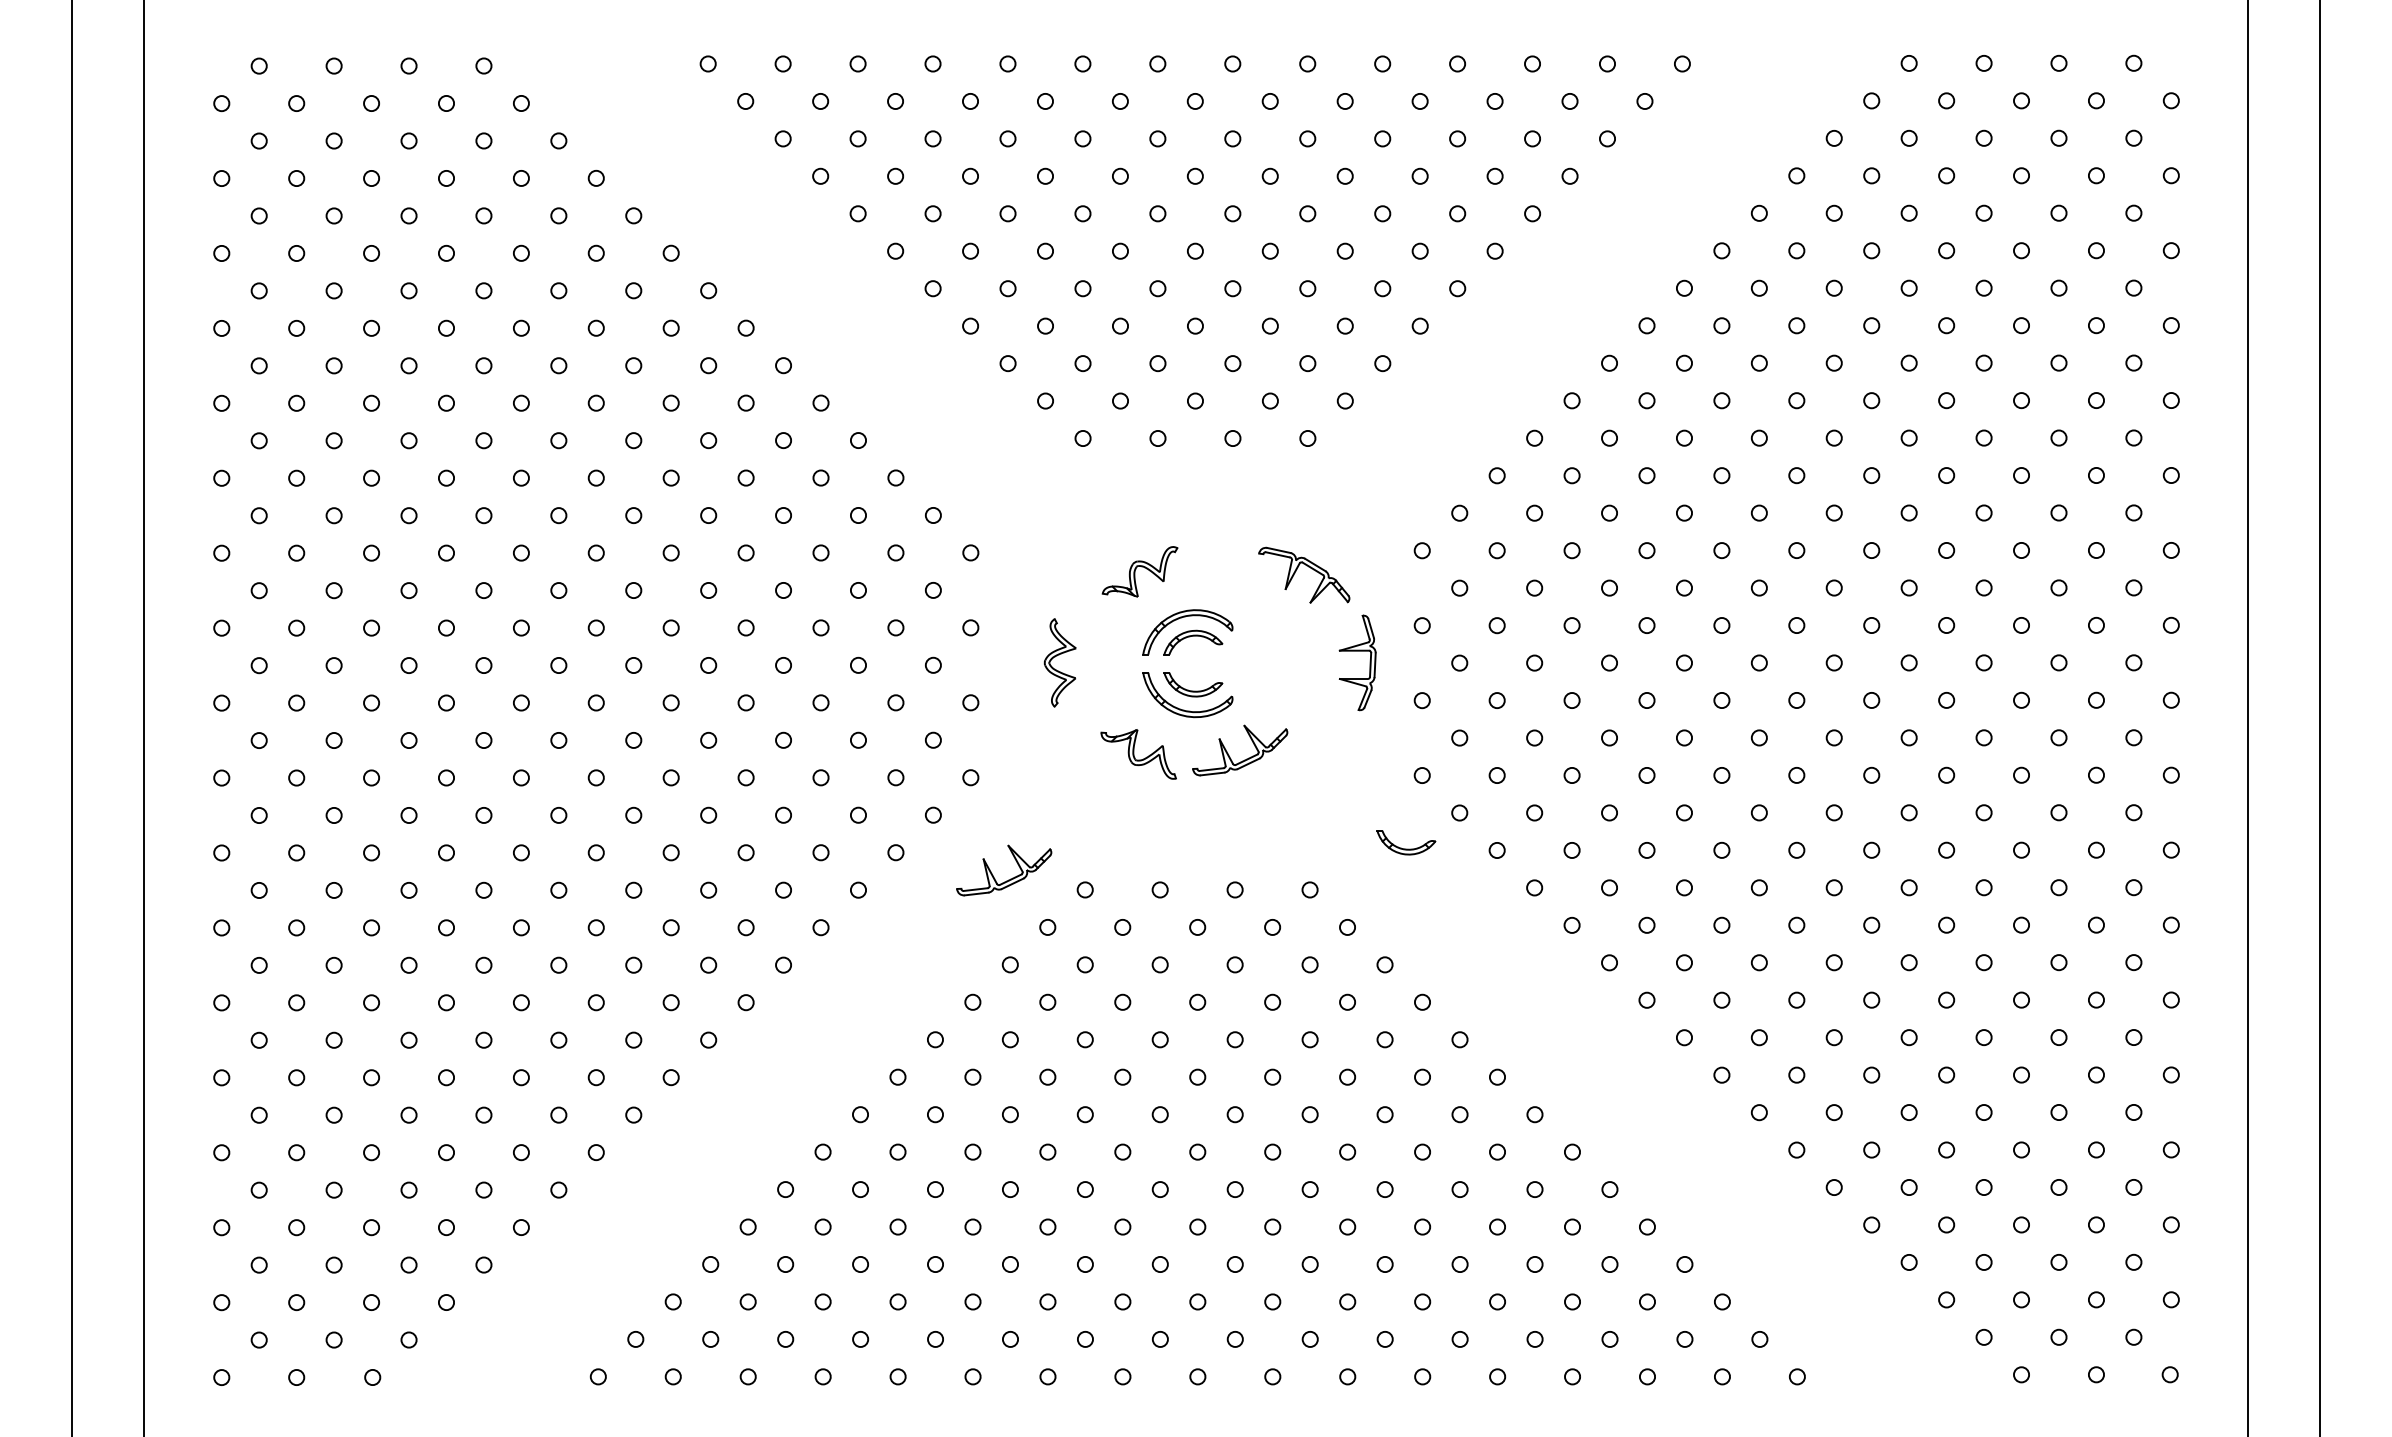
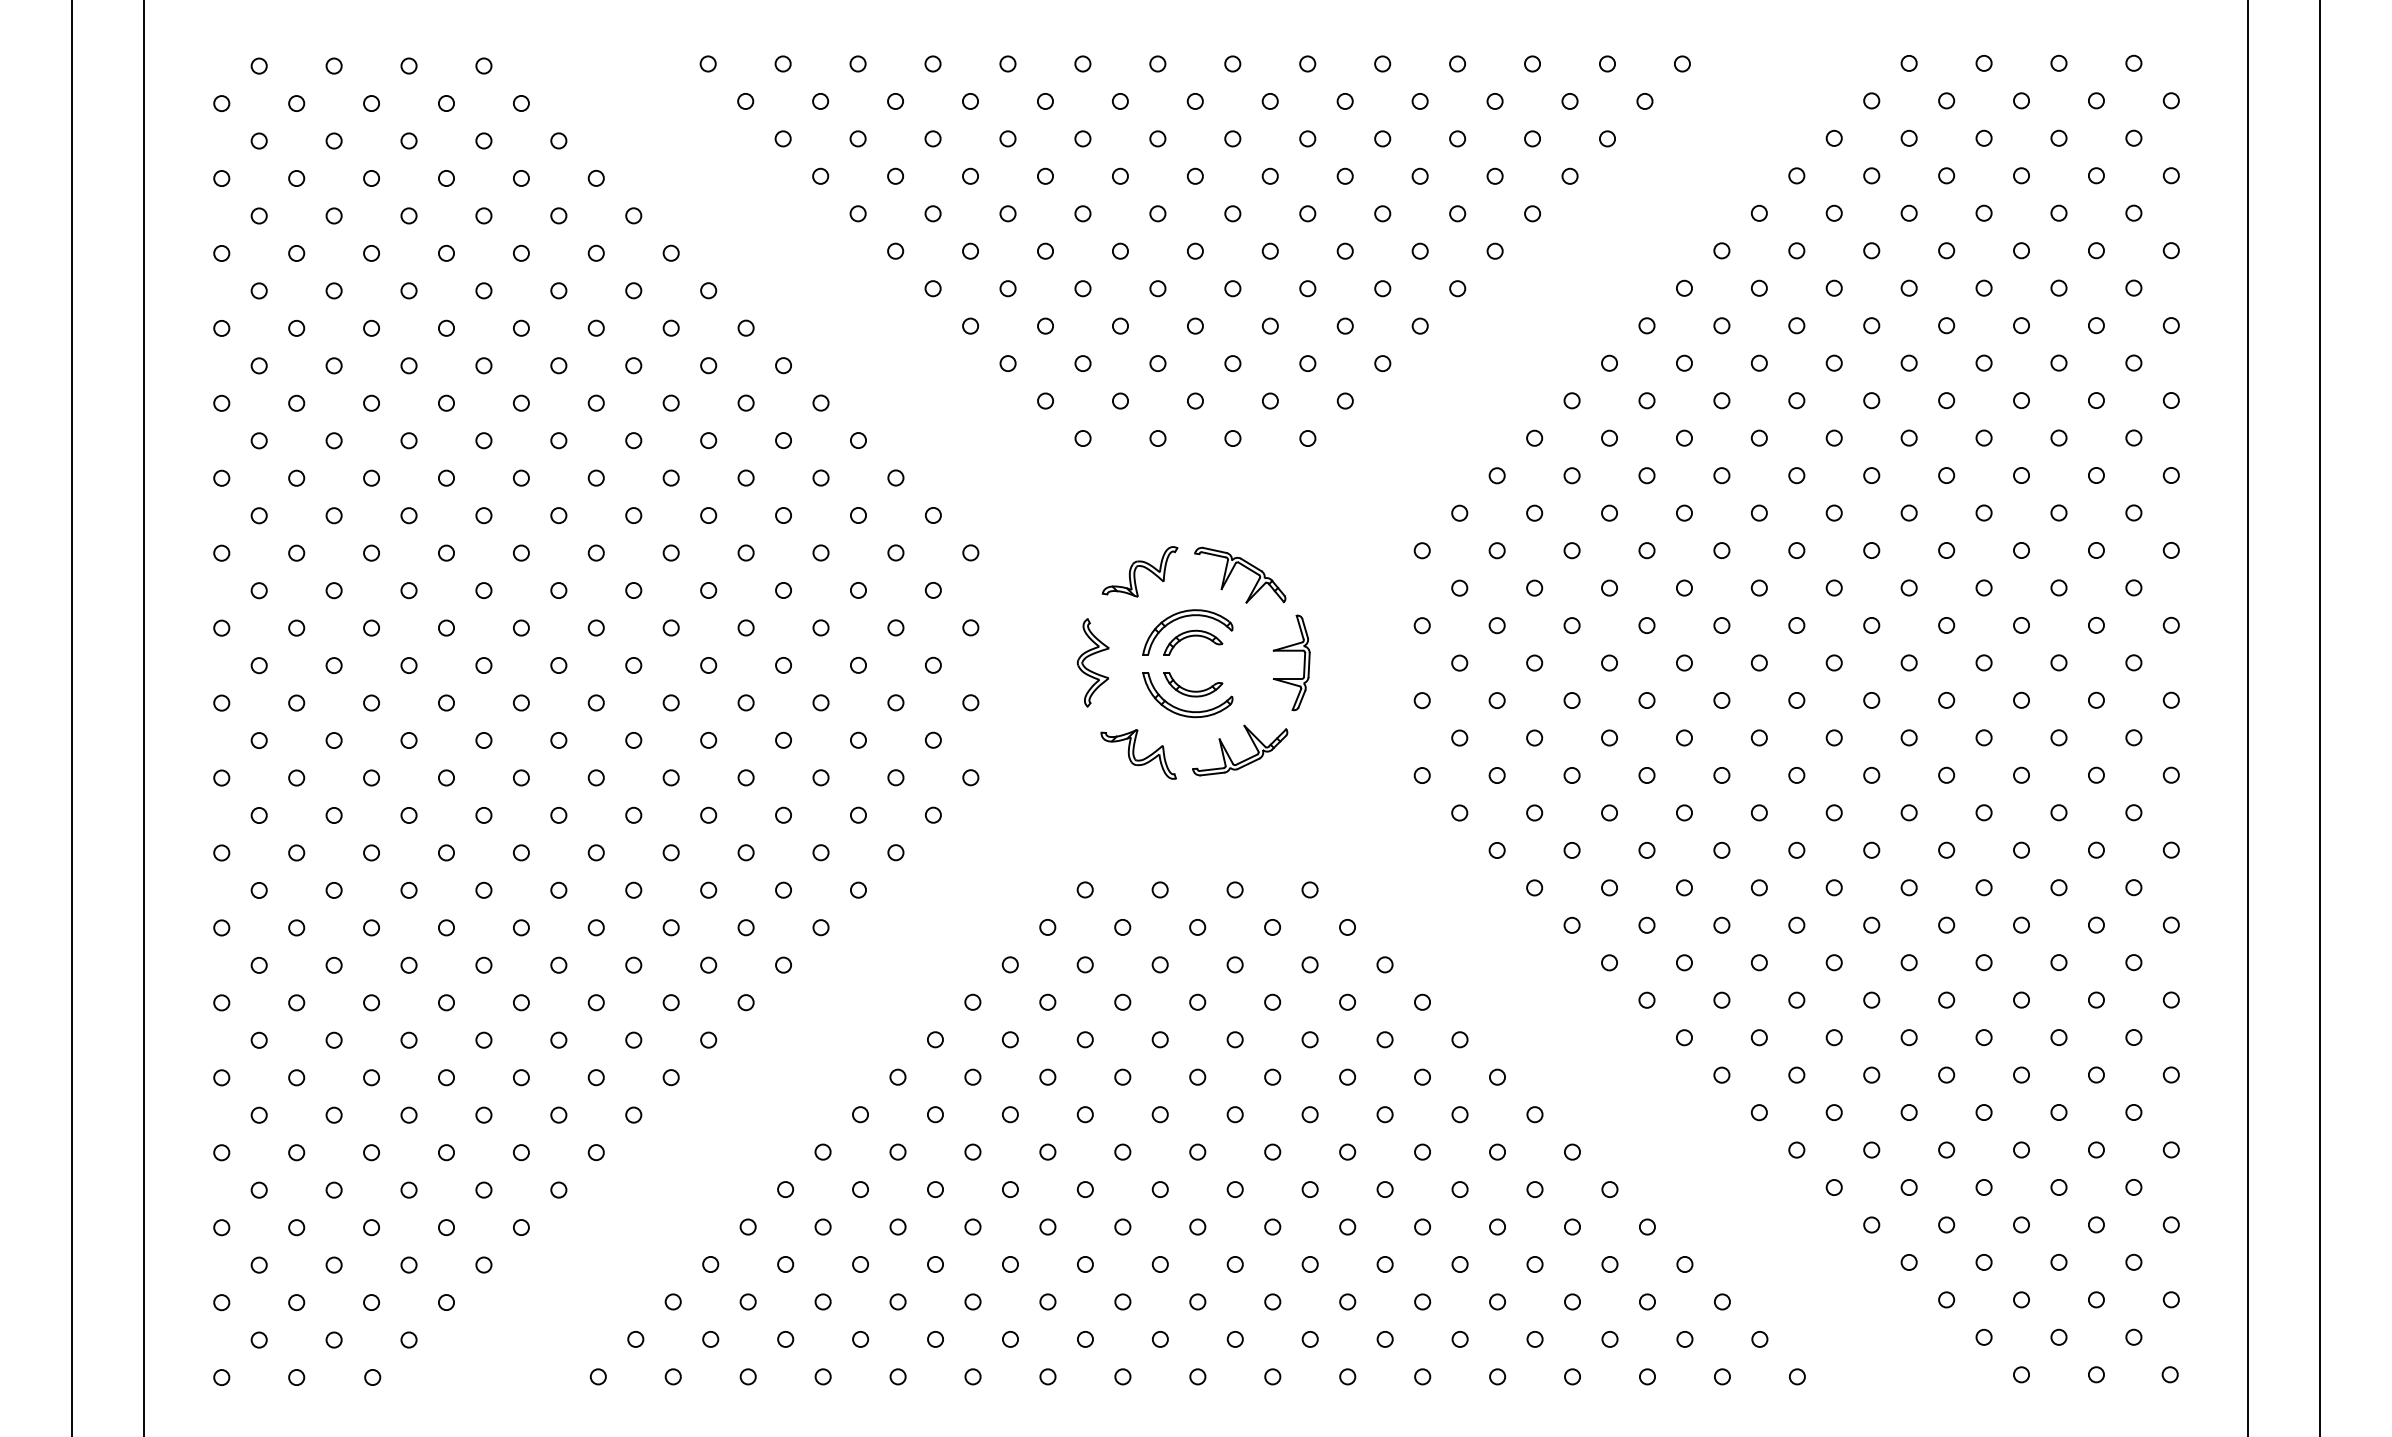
part position: (1308, 567) -> (1244, 567) (1244, 567)
part position: (1357, 651) -> (1291, 651) (1291, 651)
part position: (1057, 656) -> (1090, 656) (1090, 656)
part: present -> none (1406, 842)
part: present -> none (1008, 879)
